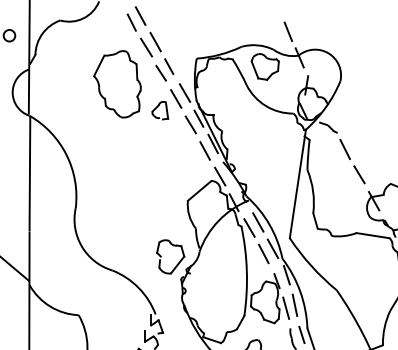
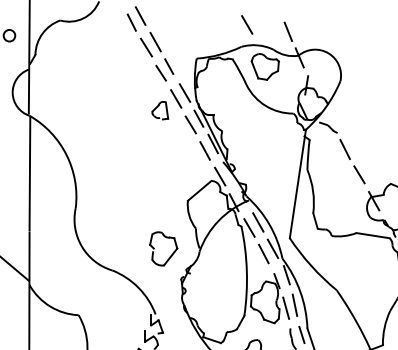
line: none -> present (247, 24)
part: present -> none (117, 84)
part position: (161, 256) -> (154, 248) (154, 248)
